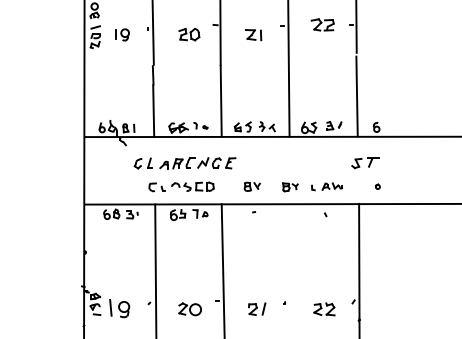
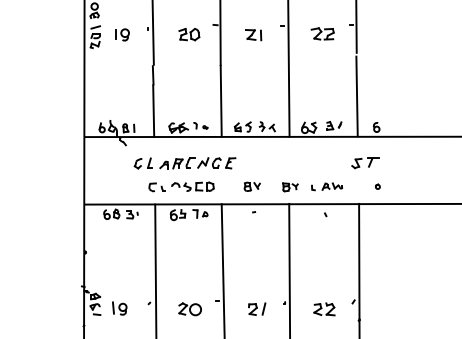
part position: (322, 24) -> (322, 33) (322, 33)
line: none -> present (289, 269)
part size: 22x20 px -> 16x15 px (119, 308)
